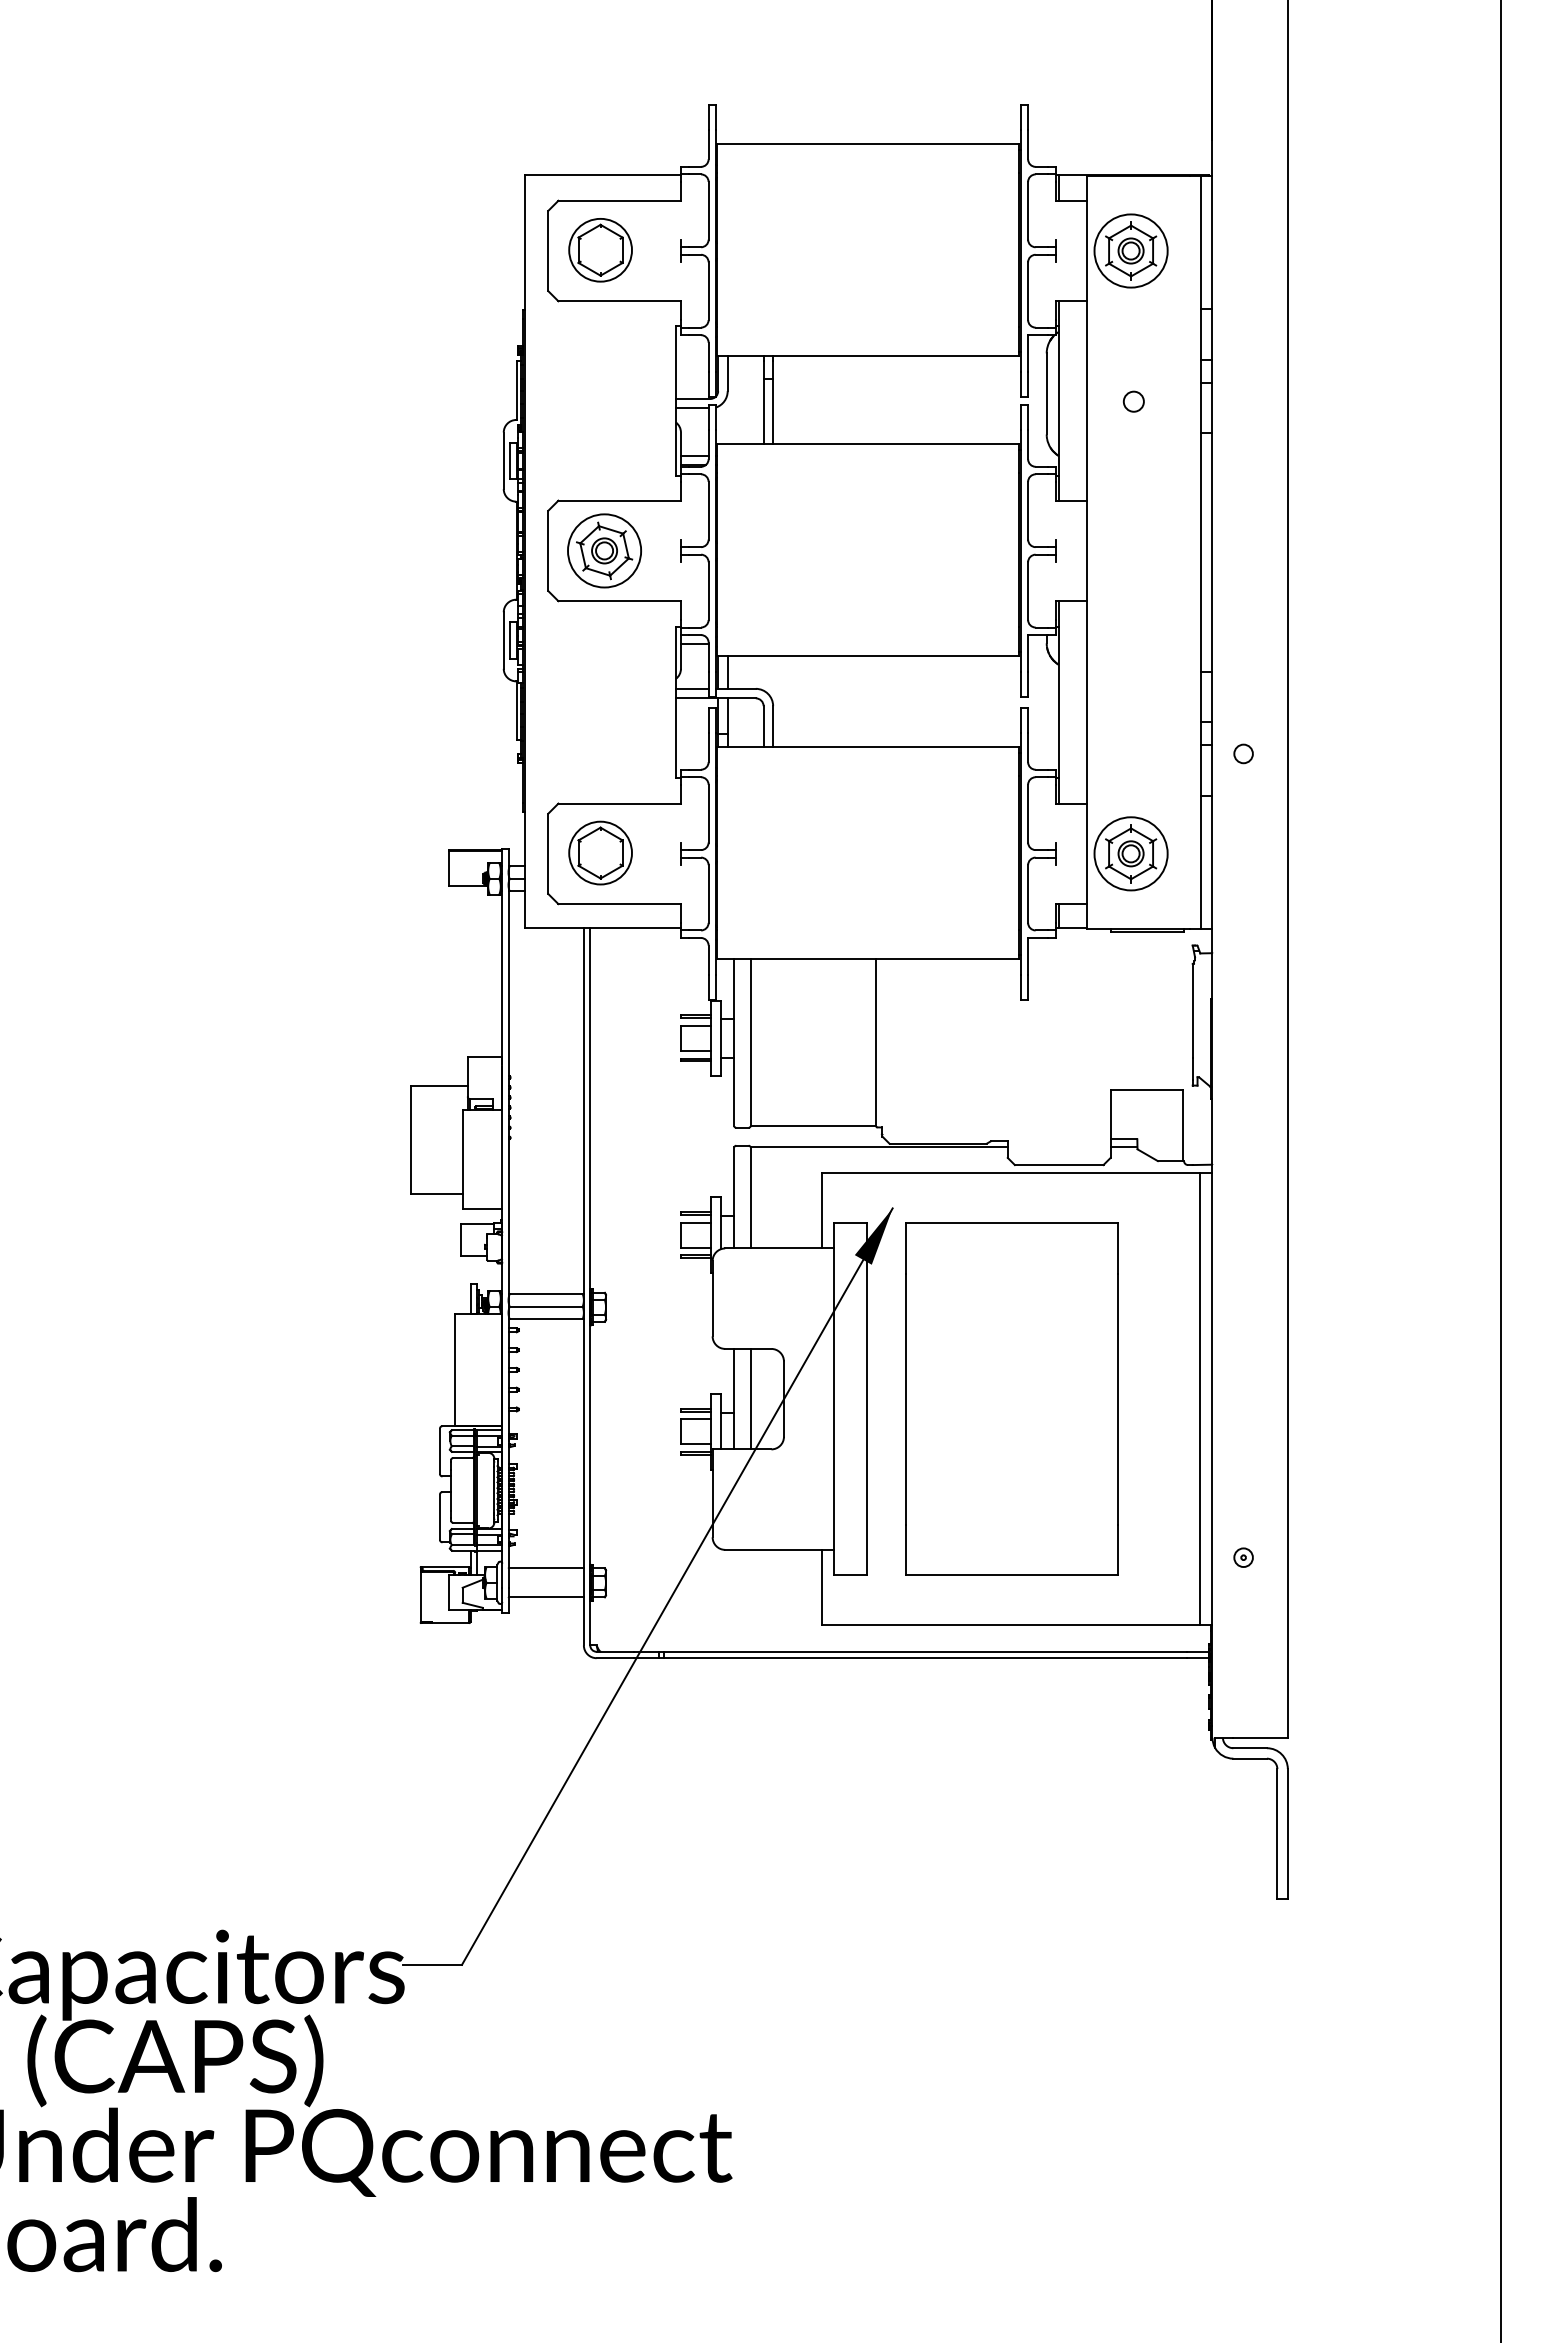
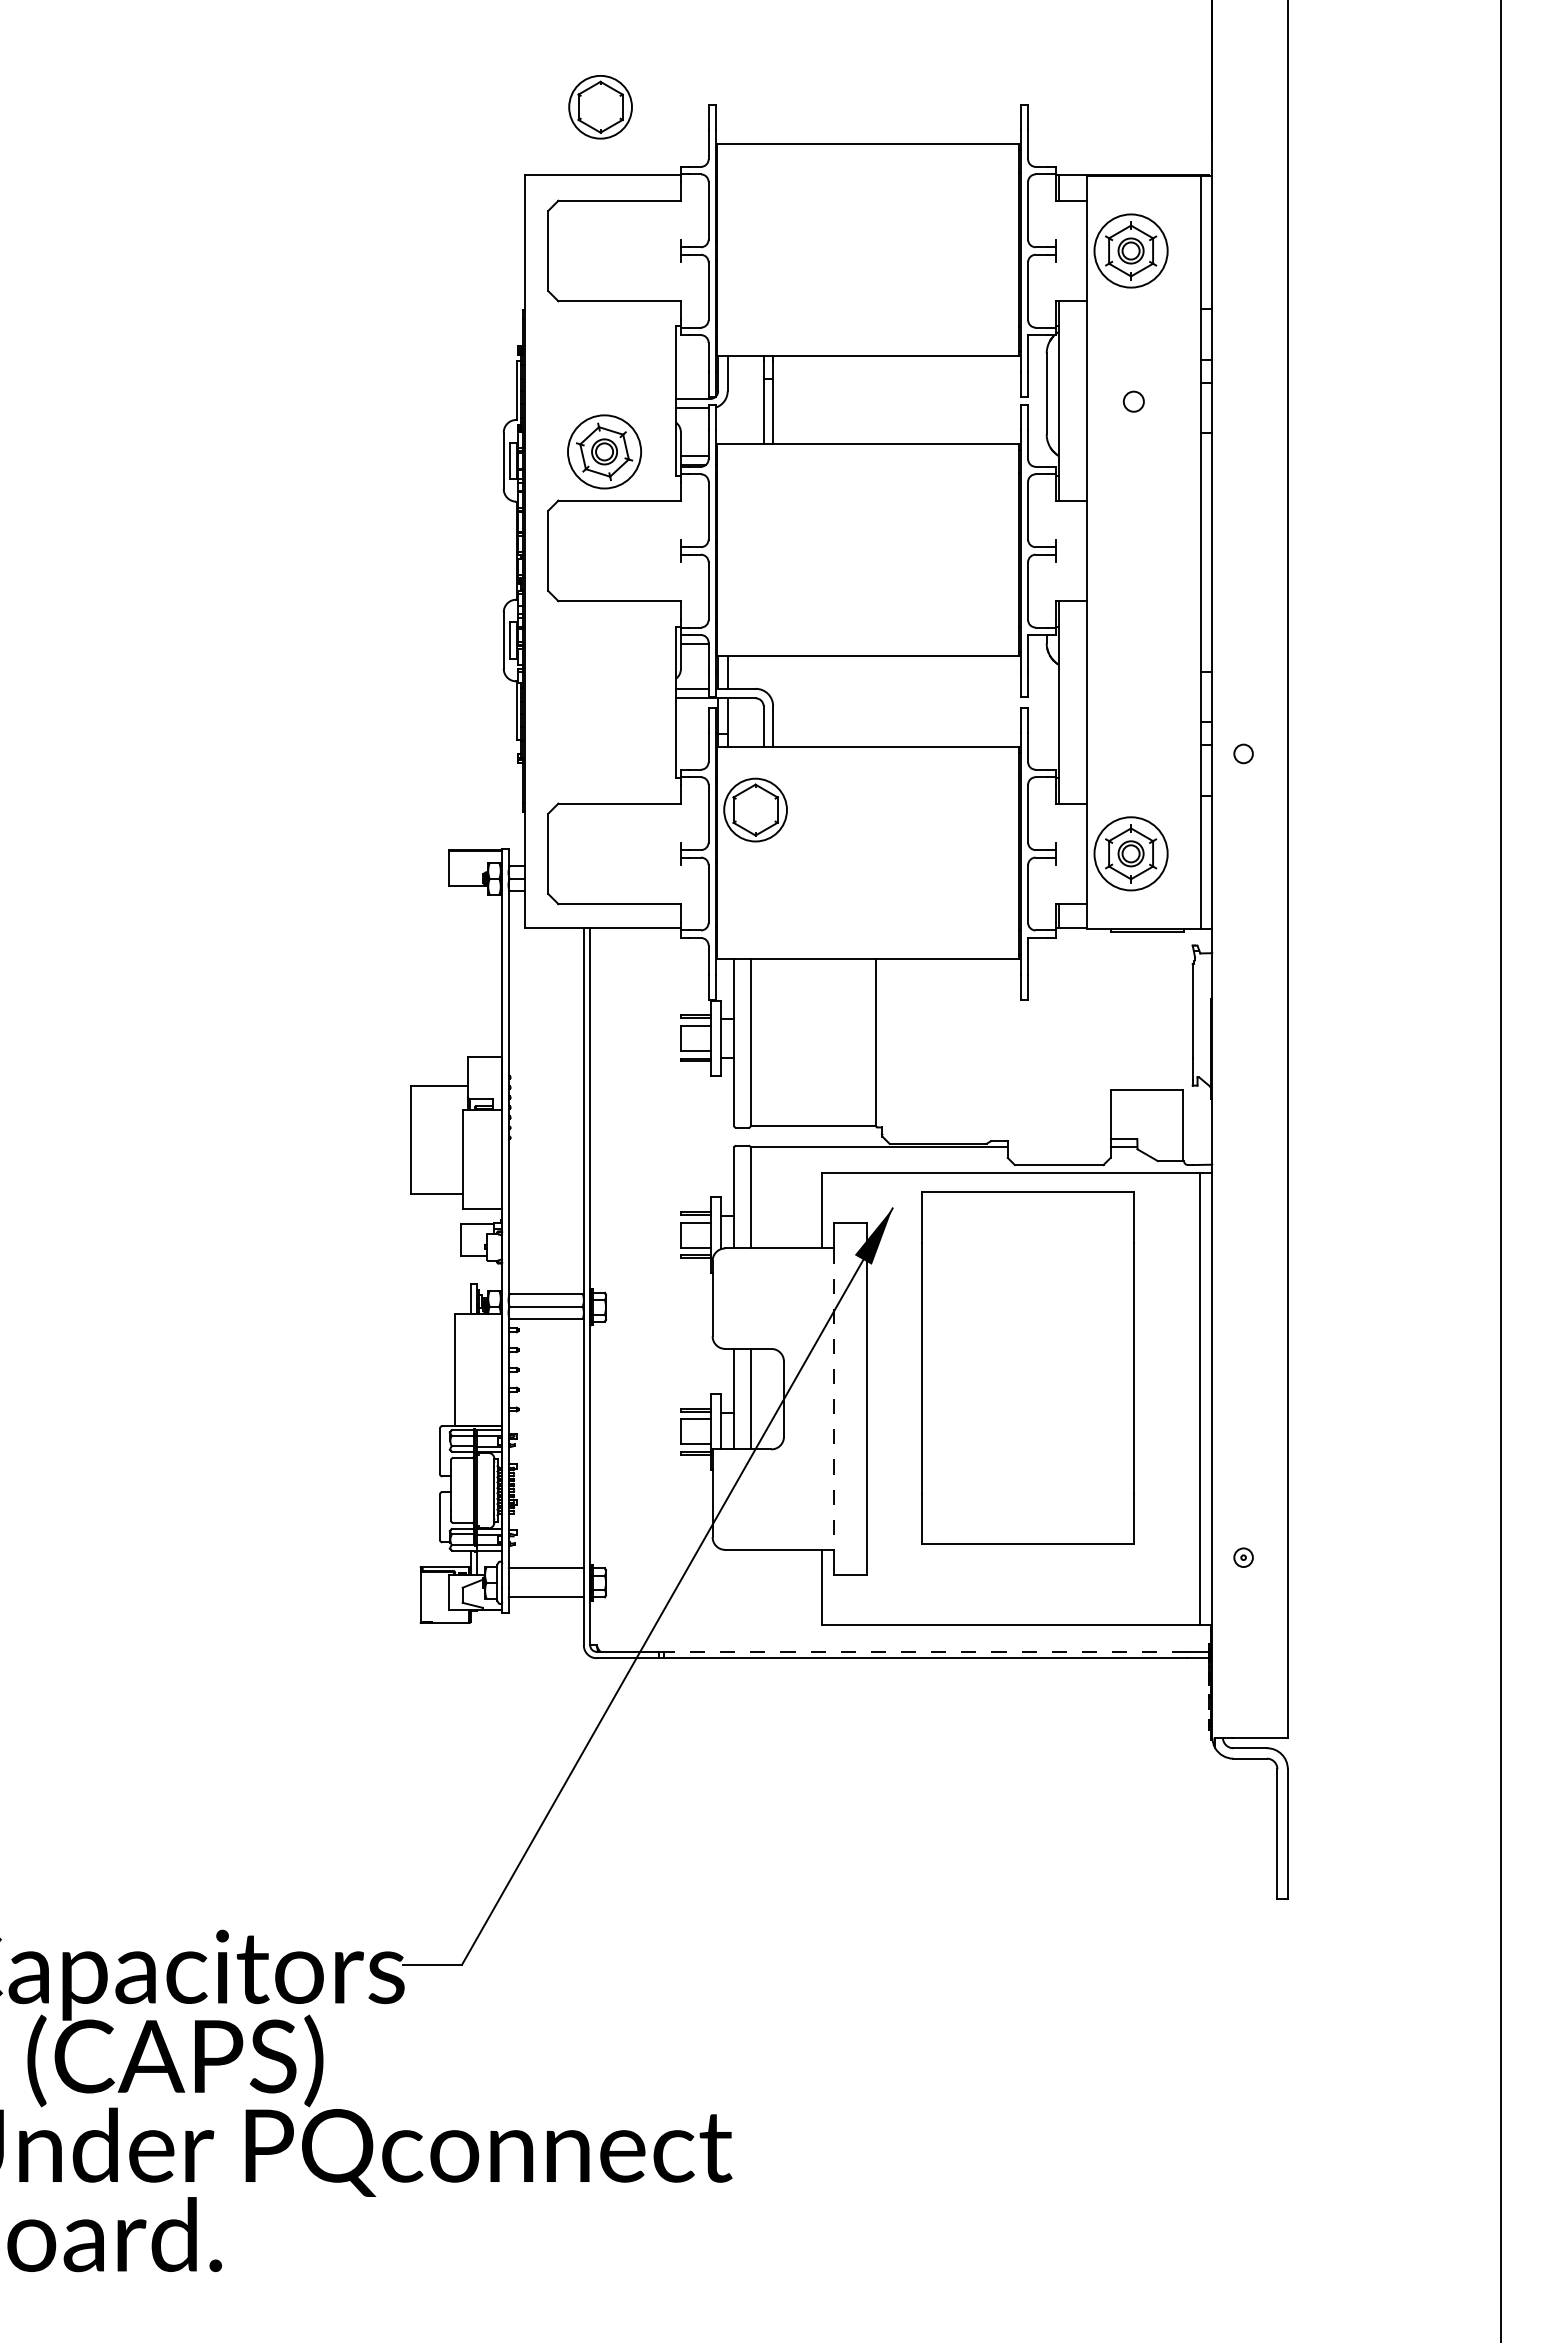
part position: (600, 250) -> (600, 107) (600, 107)
part position: (604, 550) -> (604, 451) (604, 451)
part position: (600, 852) -> (755, 809) (755, 809)
part position: (1011, 1398) -> (1027, 1367) (1027, 1367)
line: solid -> dashed (834, 1399)
line: solid -> dashed (925, 1651)
